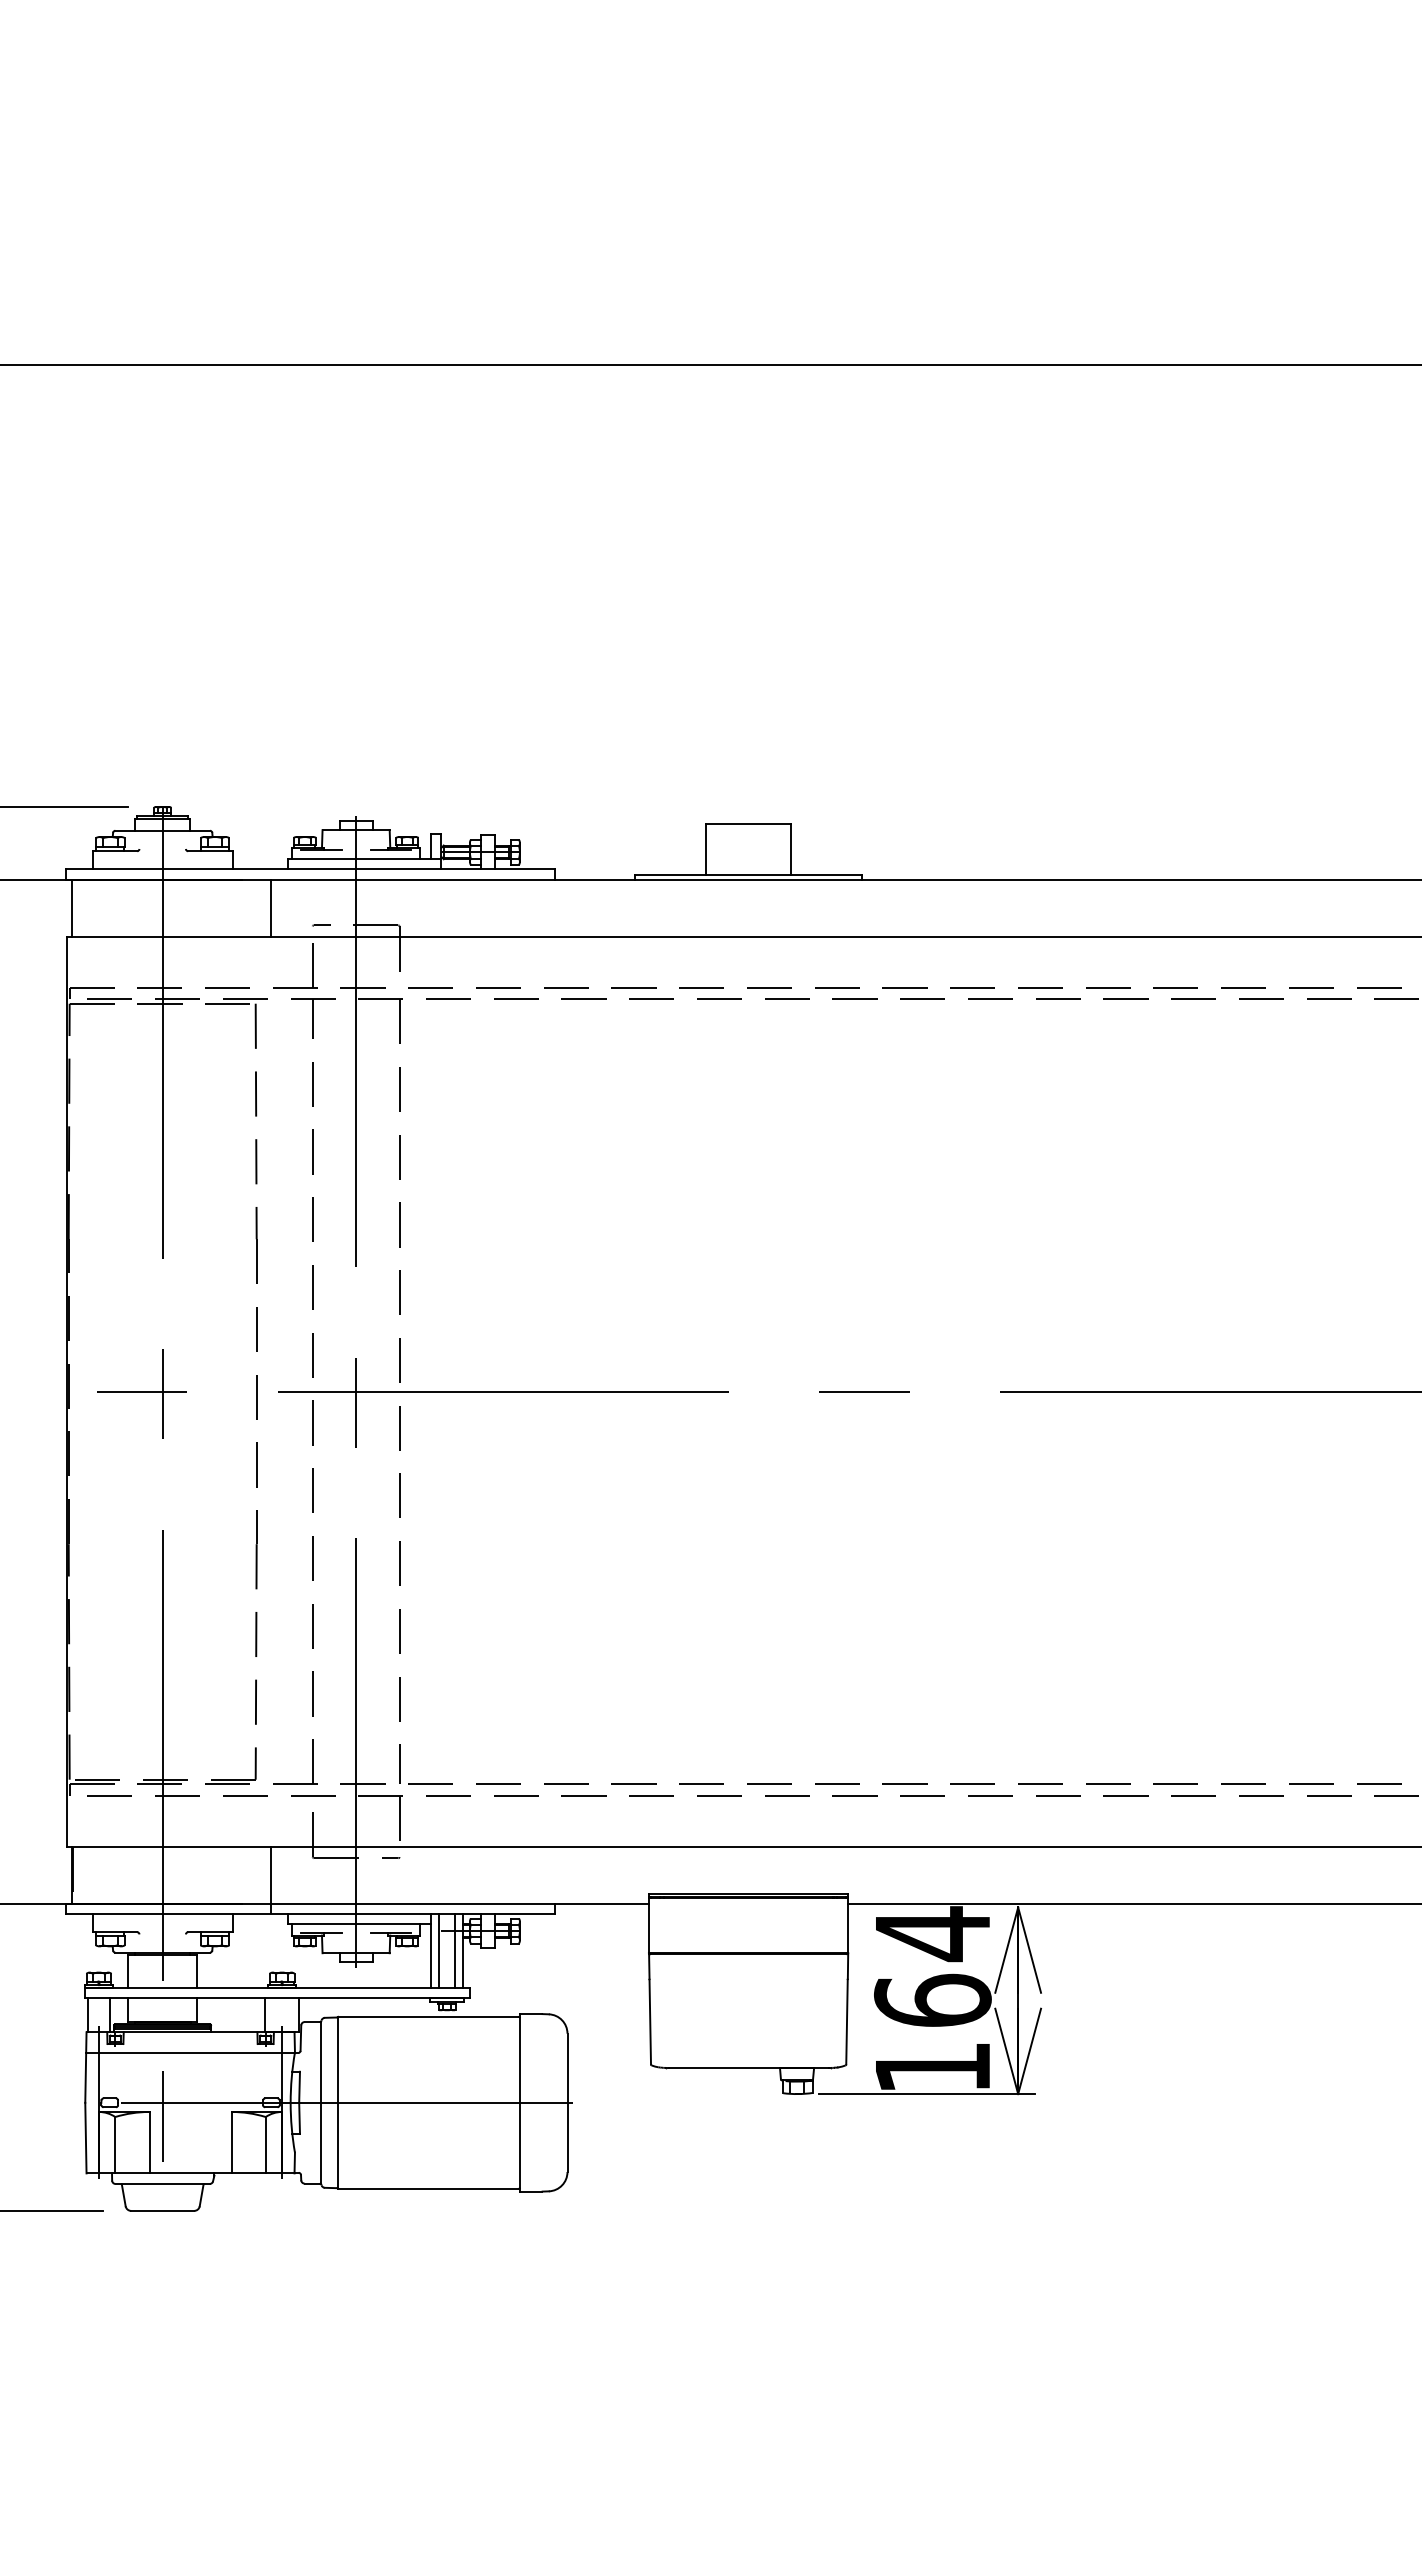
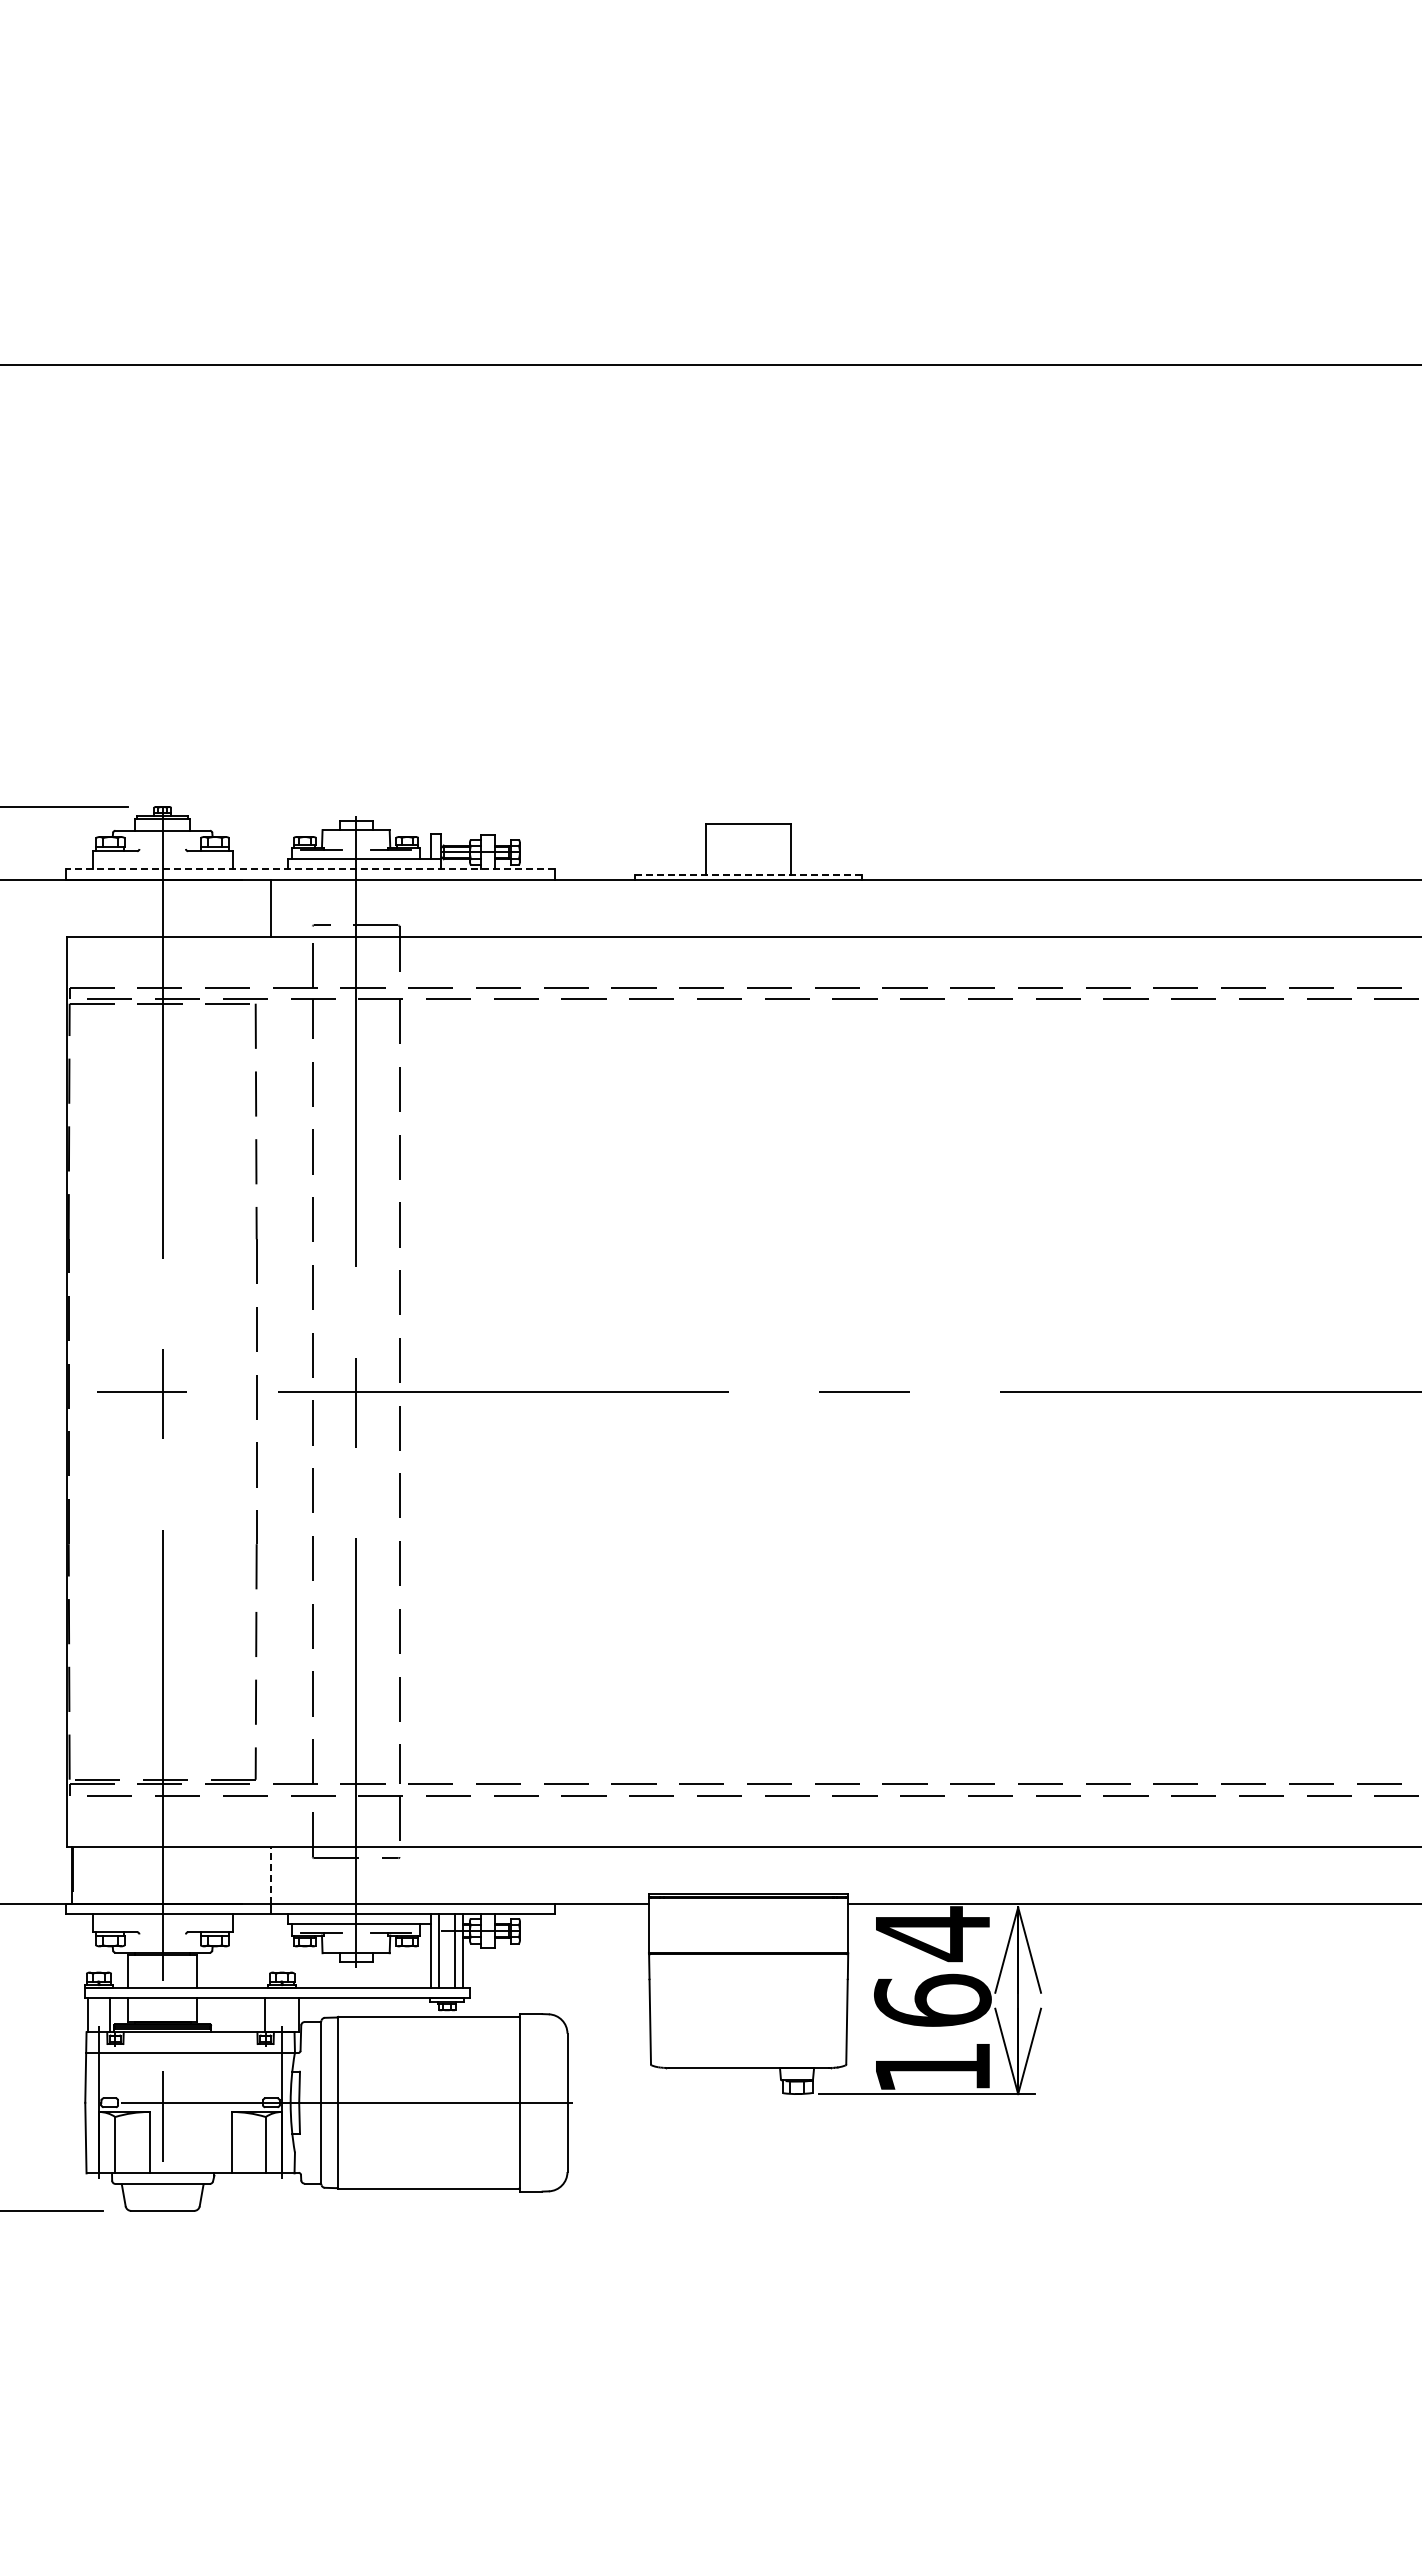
line: solid -> dashed (310, 869)
line: solid -> dashed (748, 875)
line: present -> none (71, 907)
line: solid -> dashed (270, 1874)
